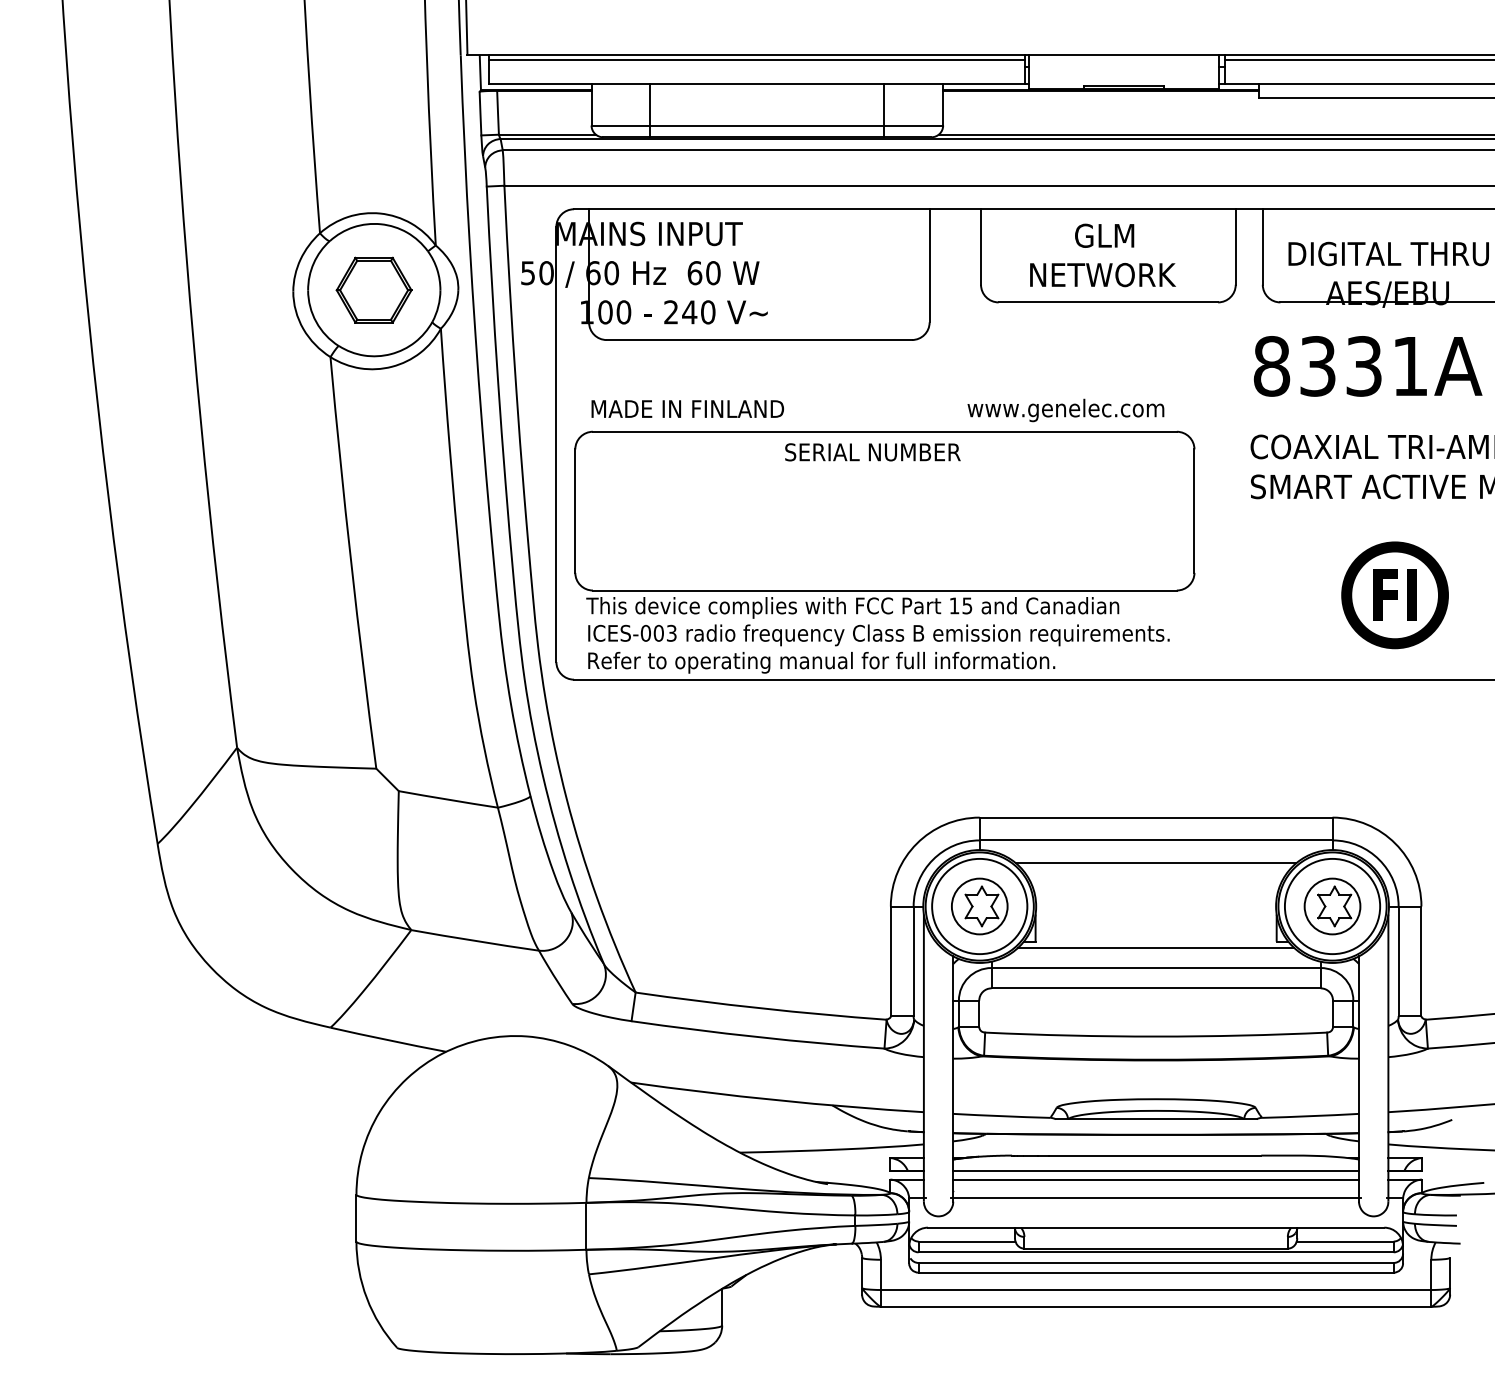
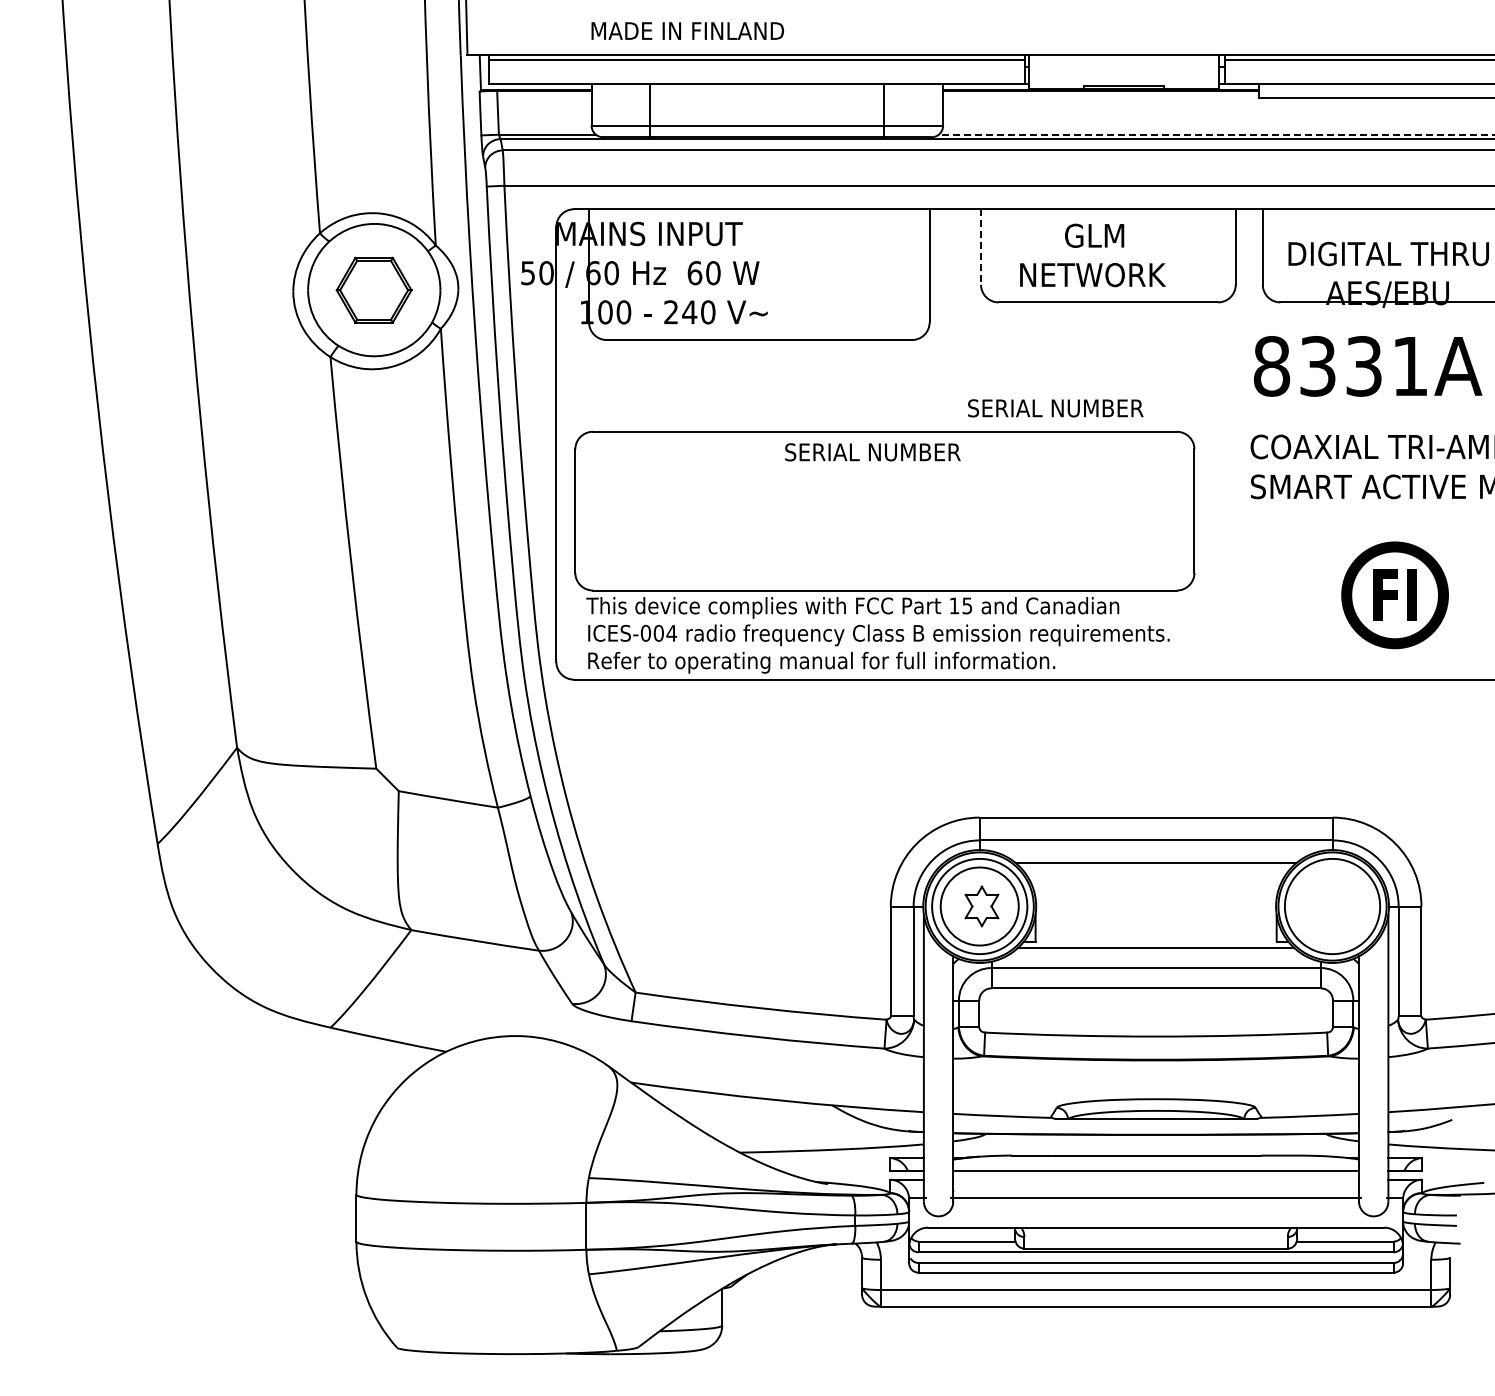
line: solid -> dashed (1216, 134)
line: solid -> dashed (981, 247)
text position: (1102, 255) -> (1092, 255) (1092, 255)
text position: (687, 408) -> (687, 30) (687, 30)
text: www.genelec.com -> SERIAL NUMBER (1065, 410)
text: ICES-003 -> ICES-004 (671, 632)
circle diameter: 56 px -> 78 px (979, 906)
part: present -> none (1332, 906)
line: present -> none (1155, 1179)
